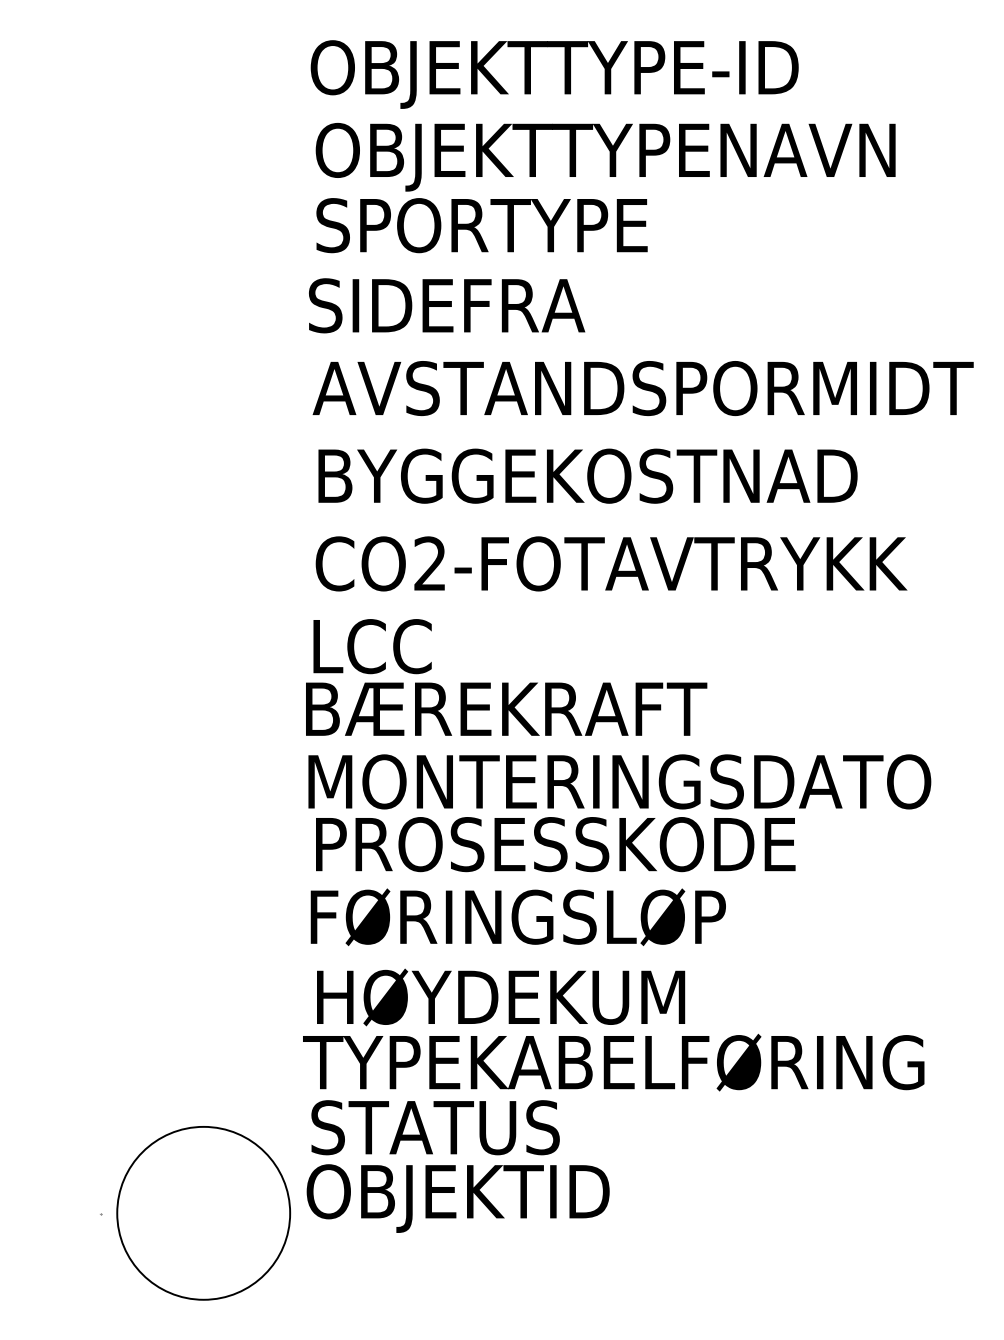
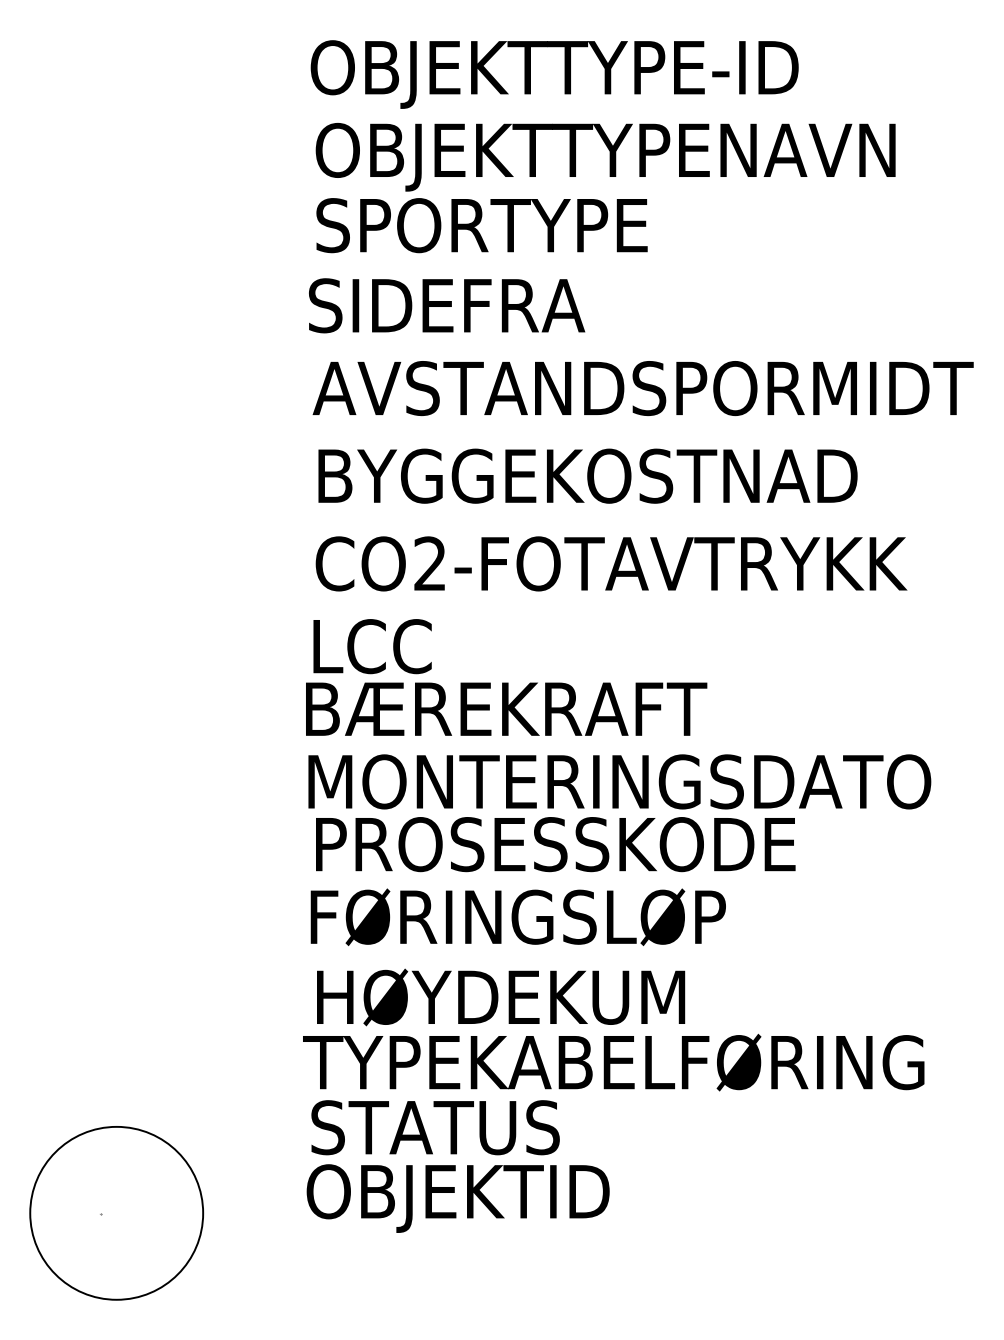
circle position: (203, 1213) -> (116, 1213) (116, 1213)
